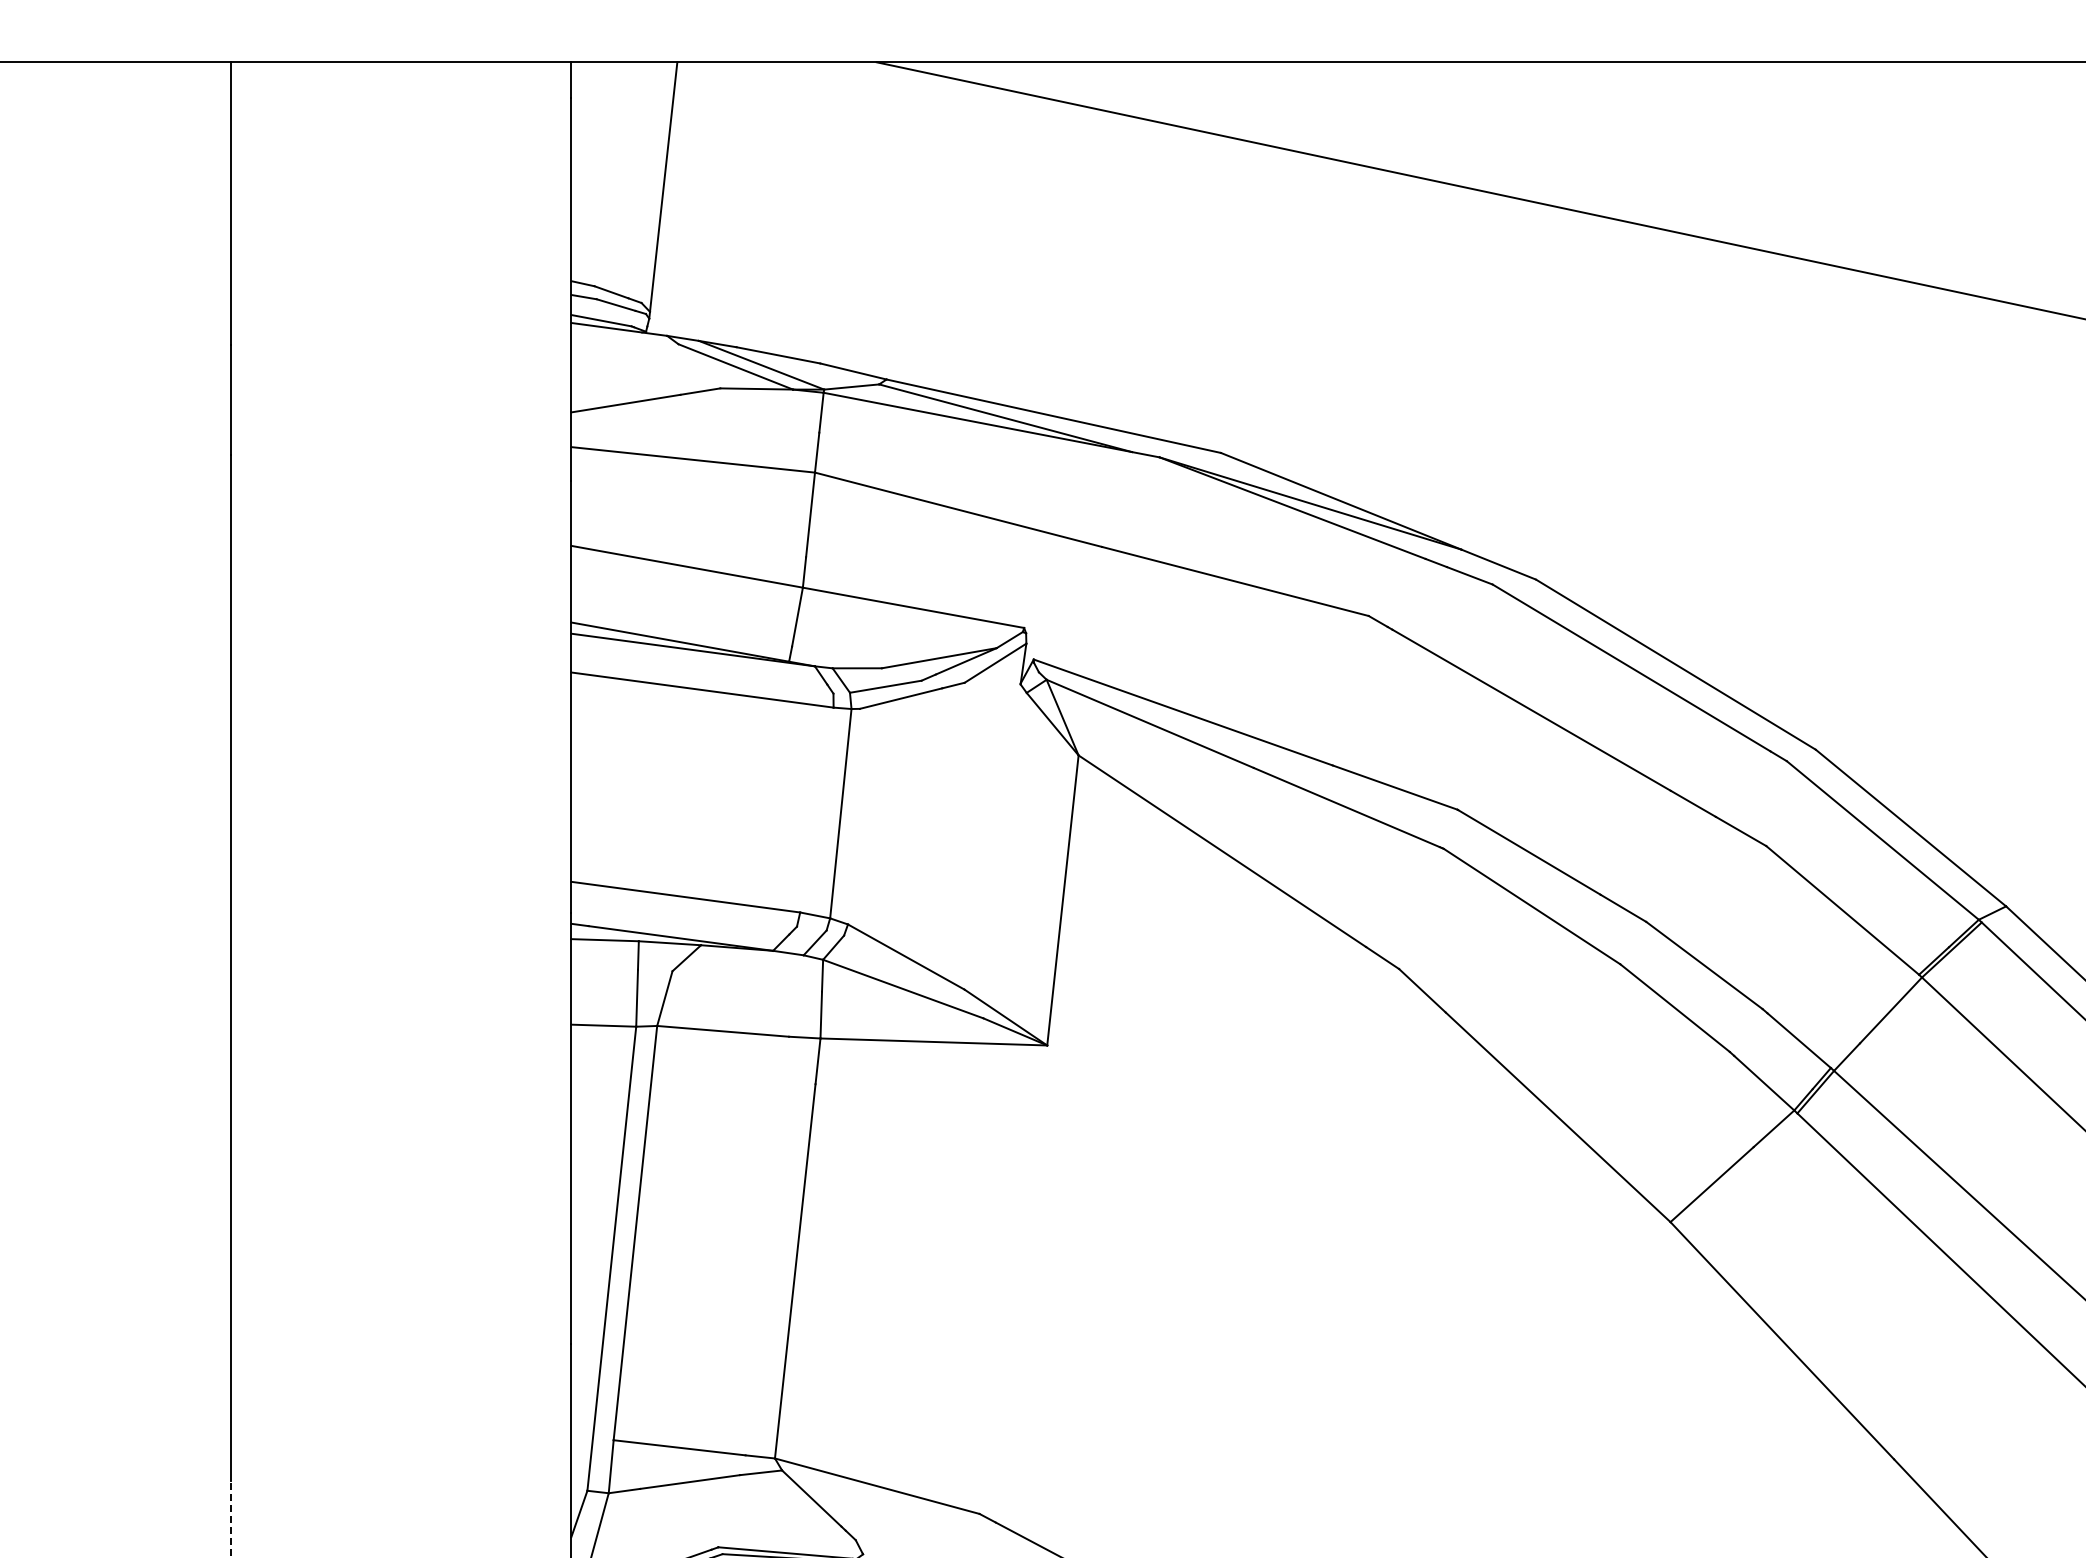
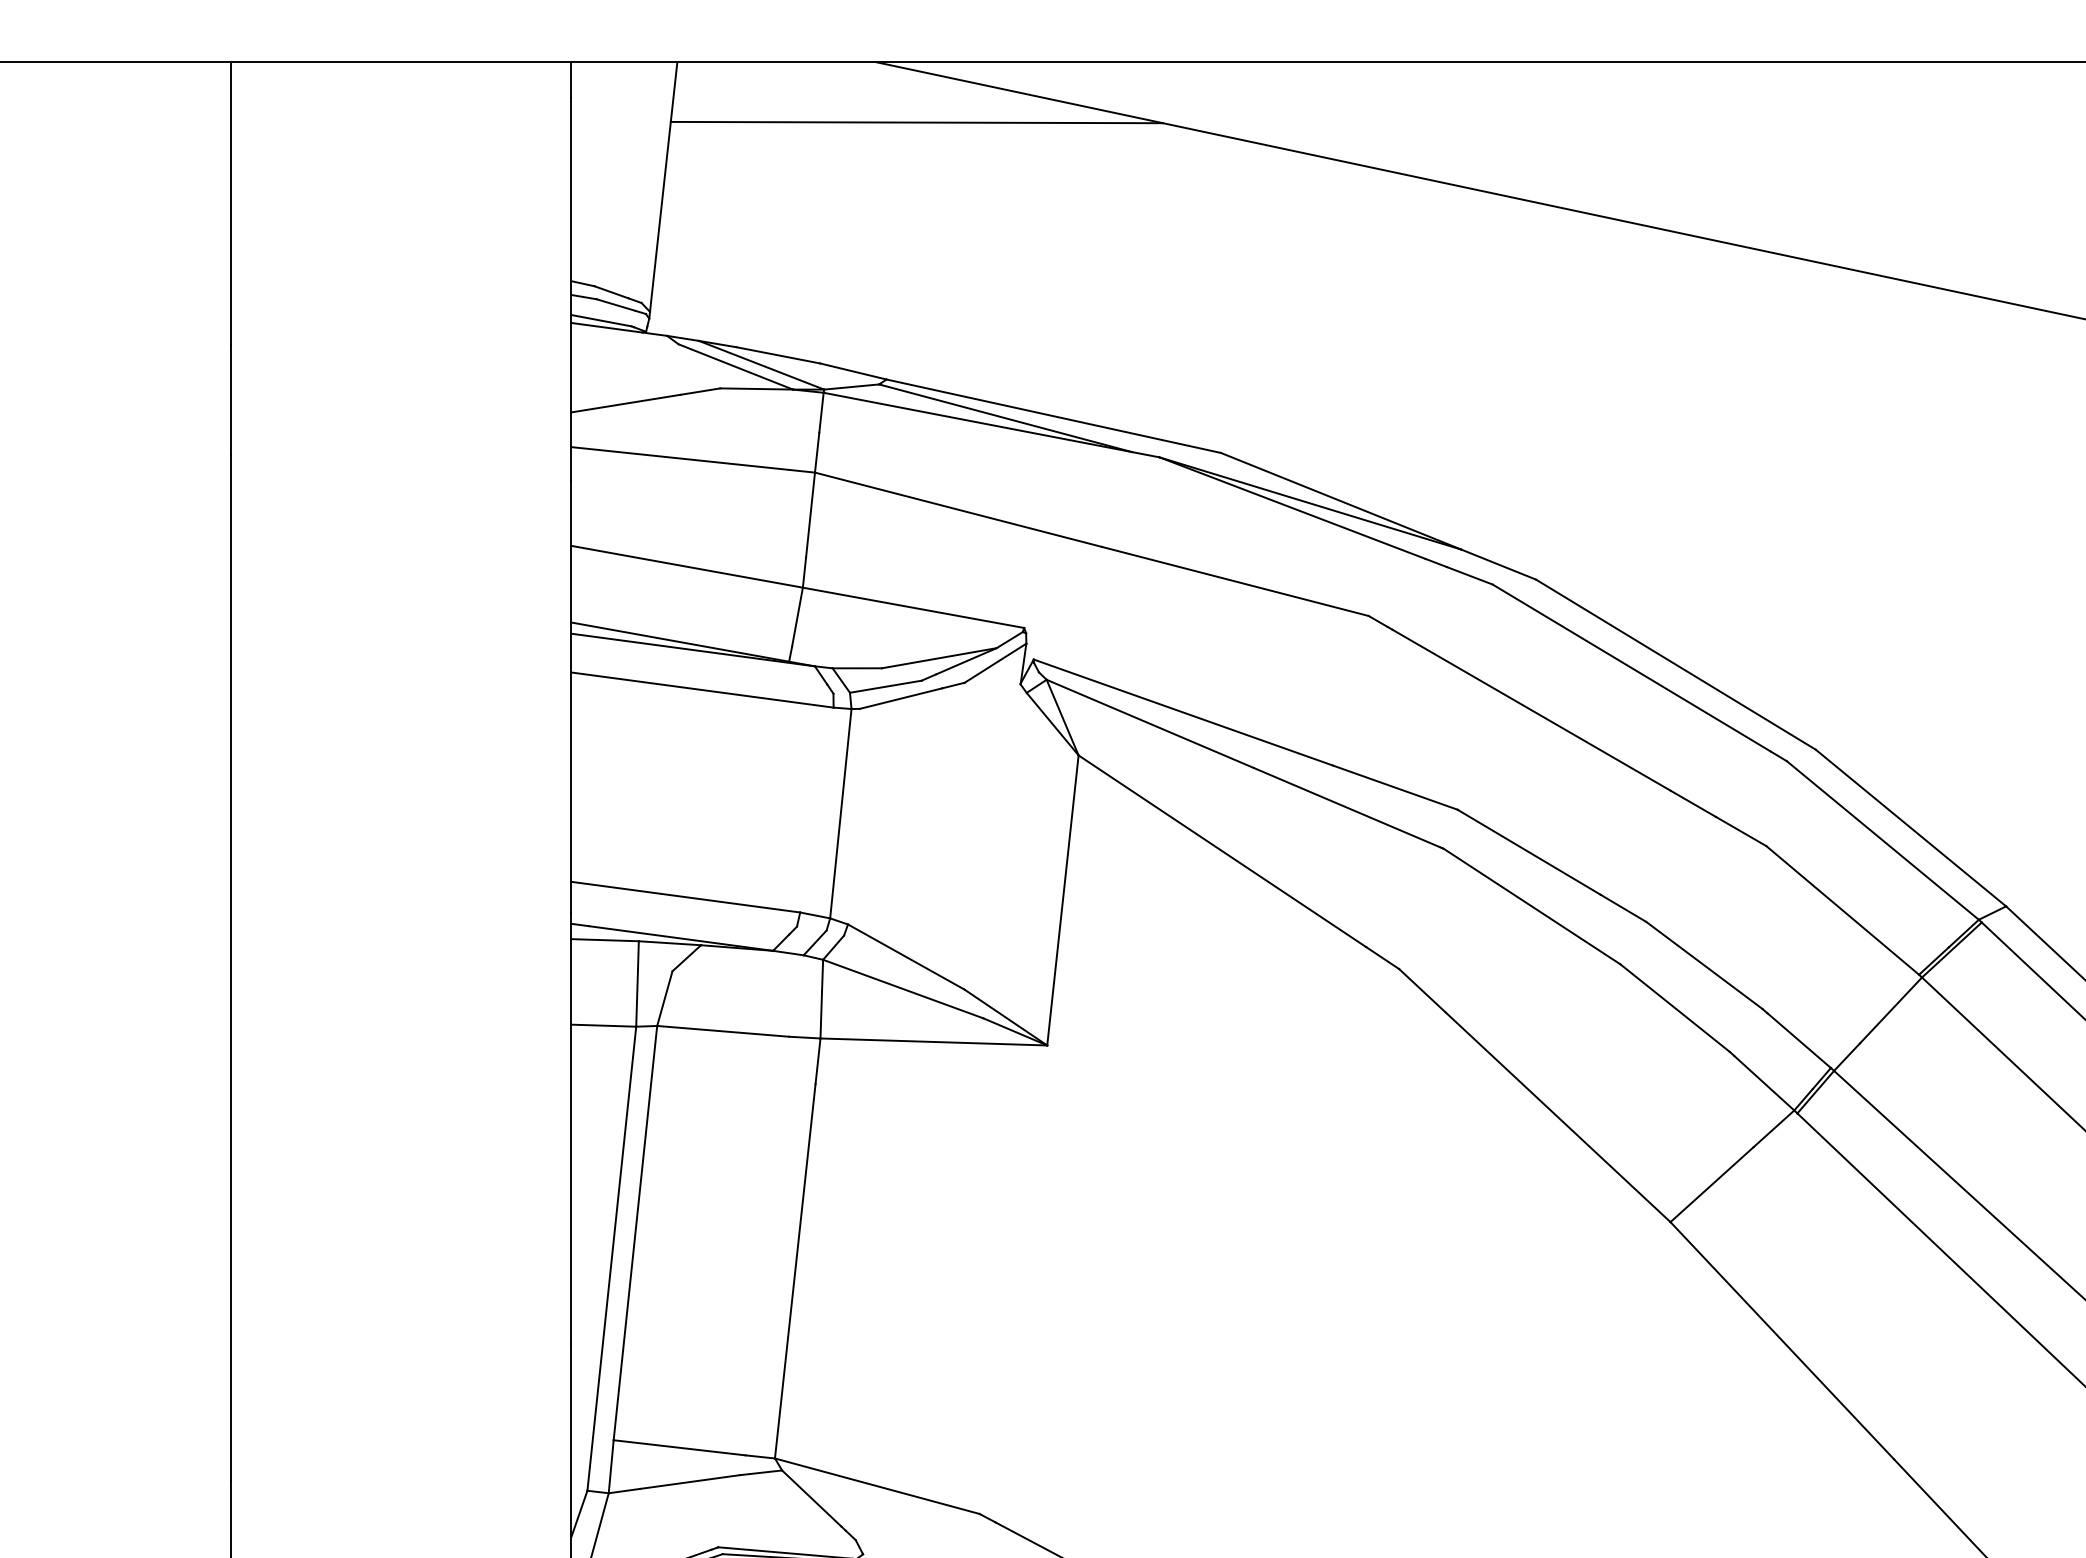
line: none -> present (916, 122)
line: dashed -> solid (230, 1518)
